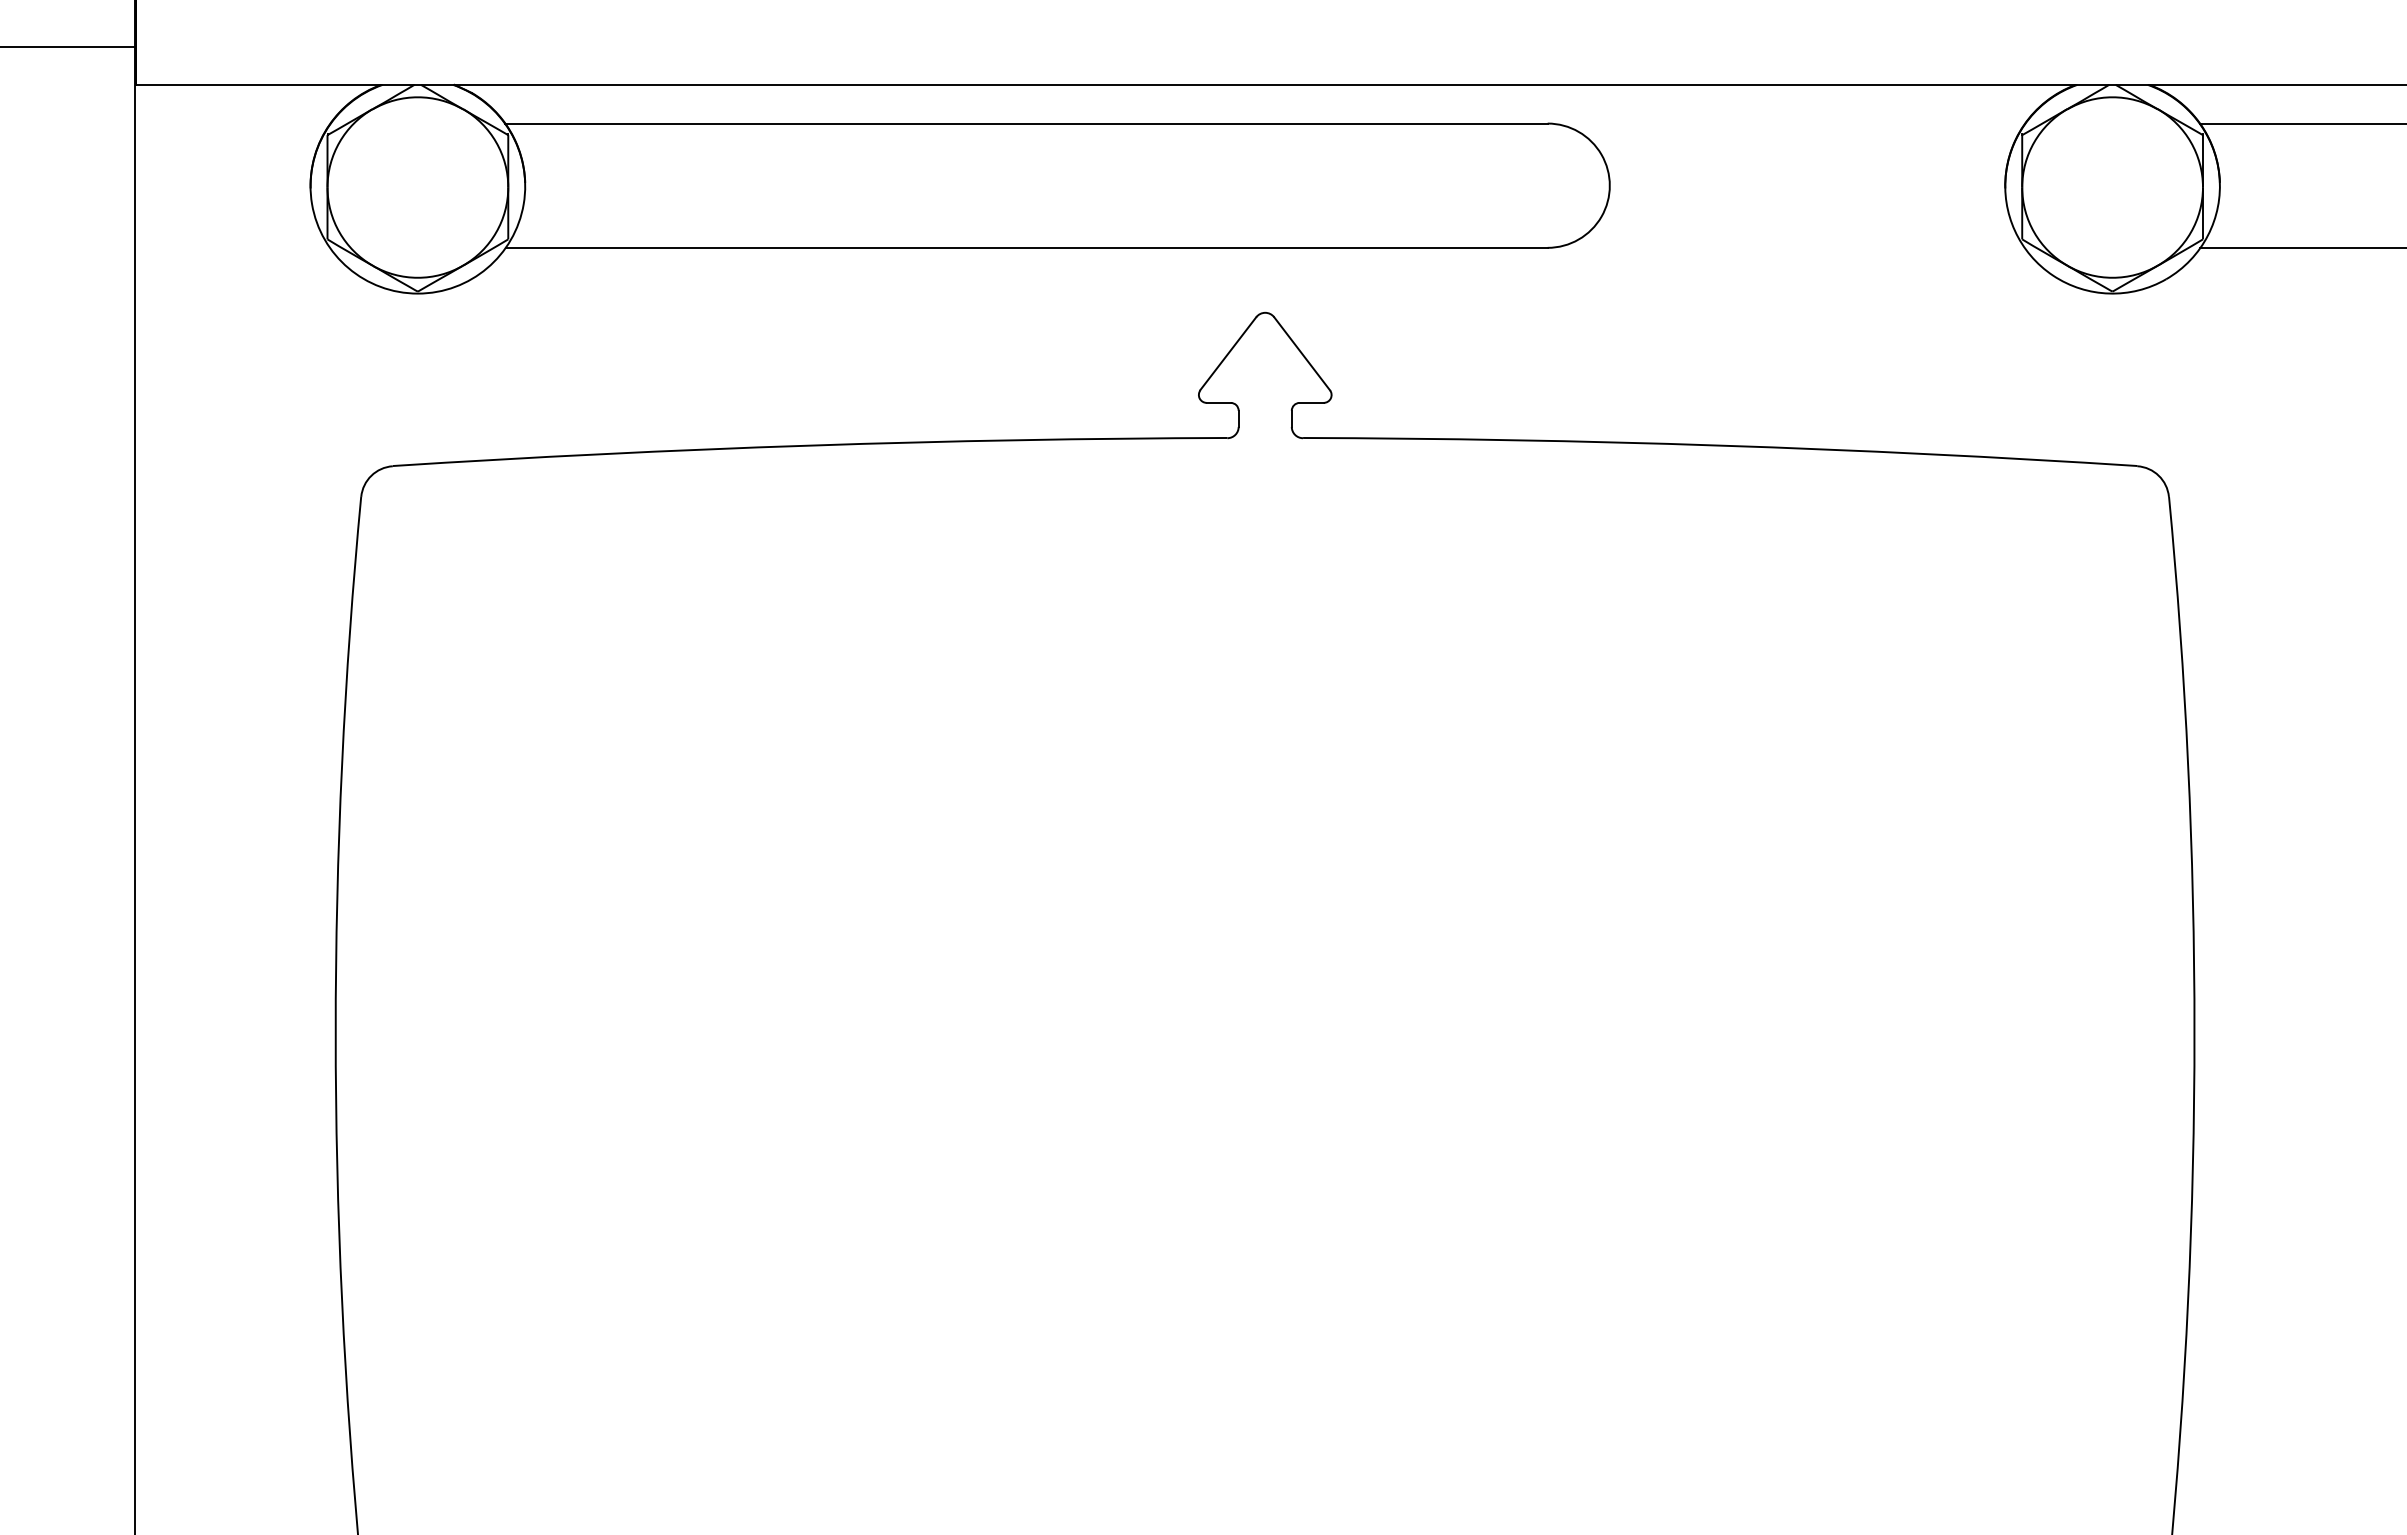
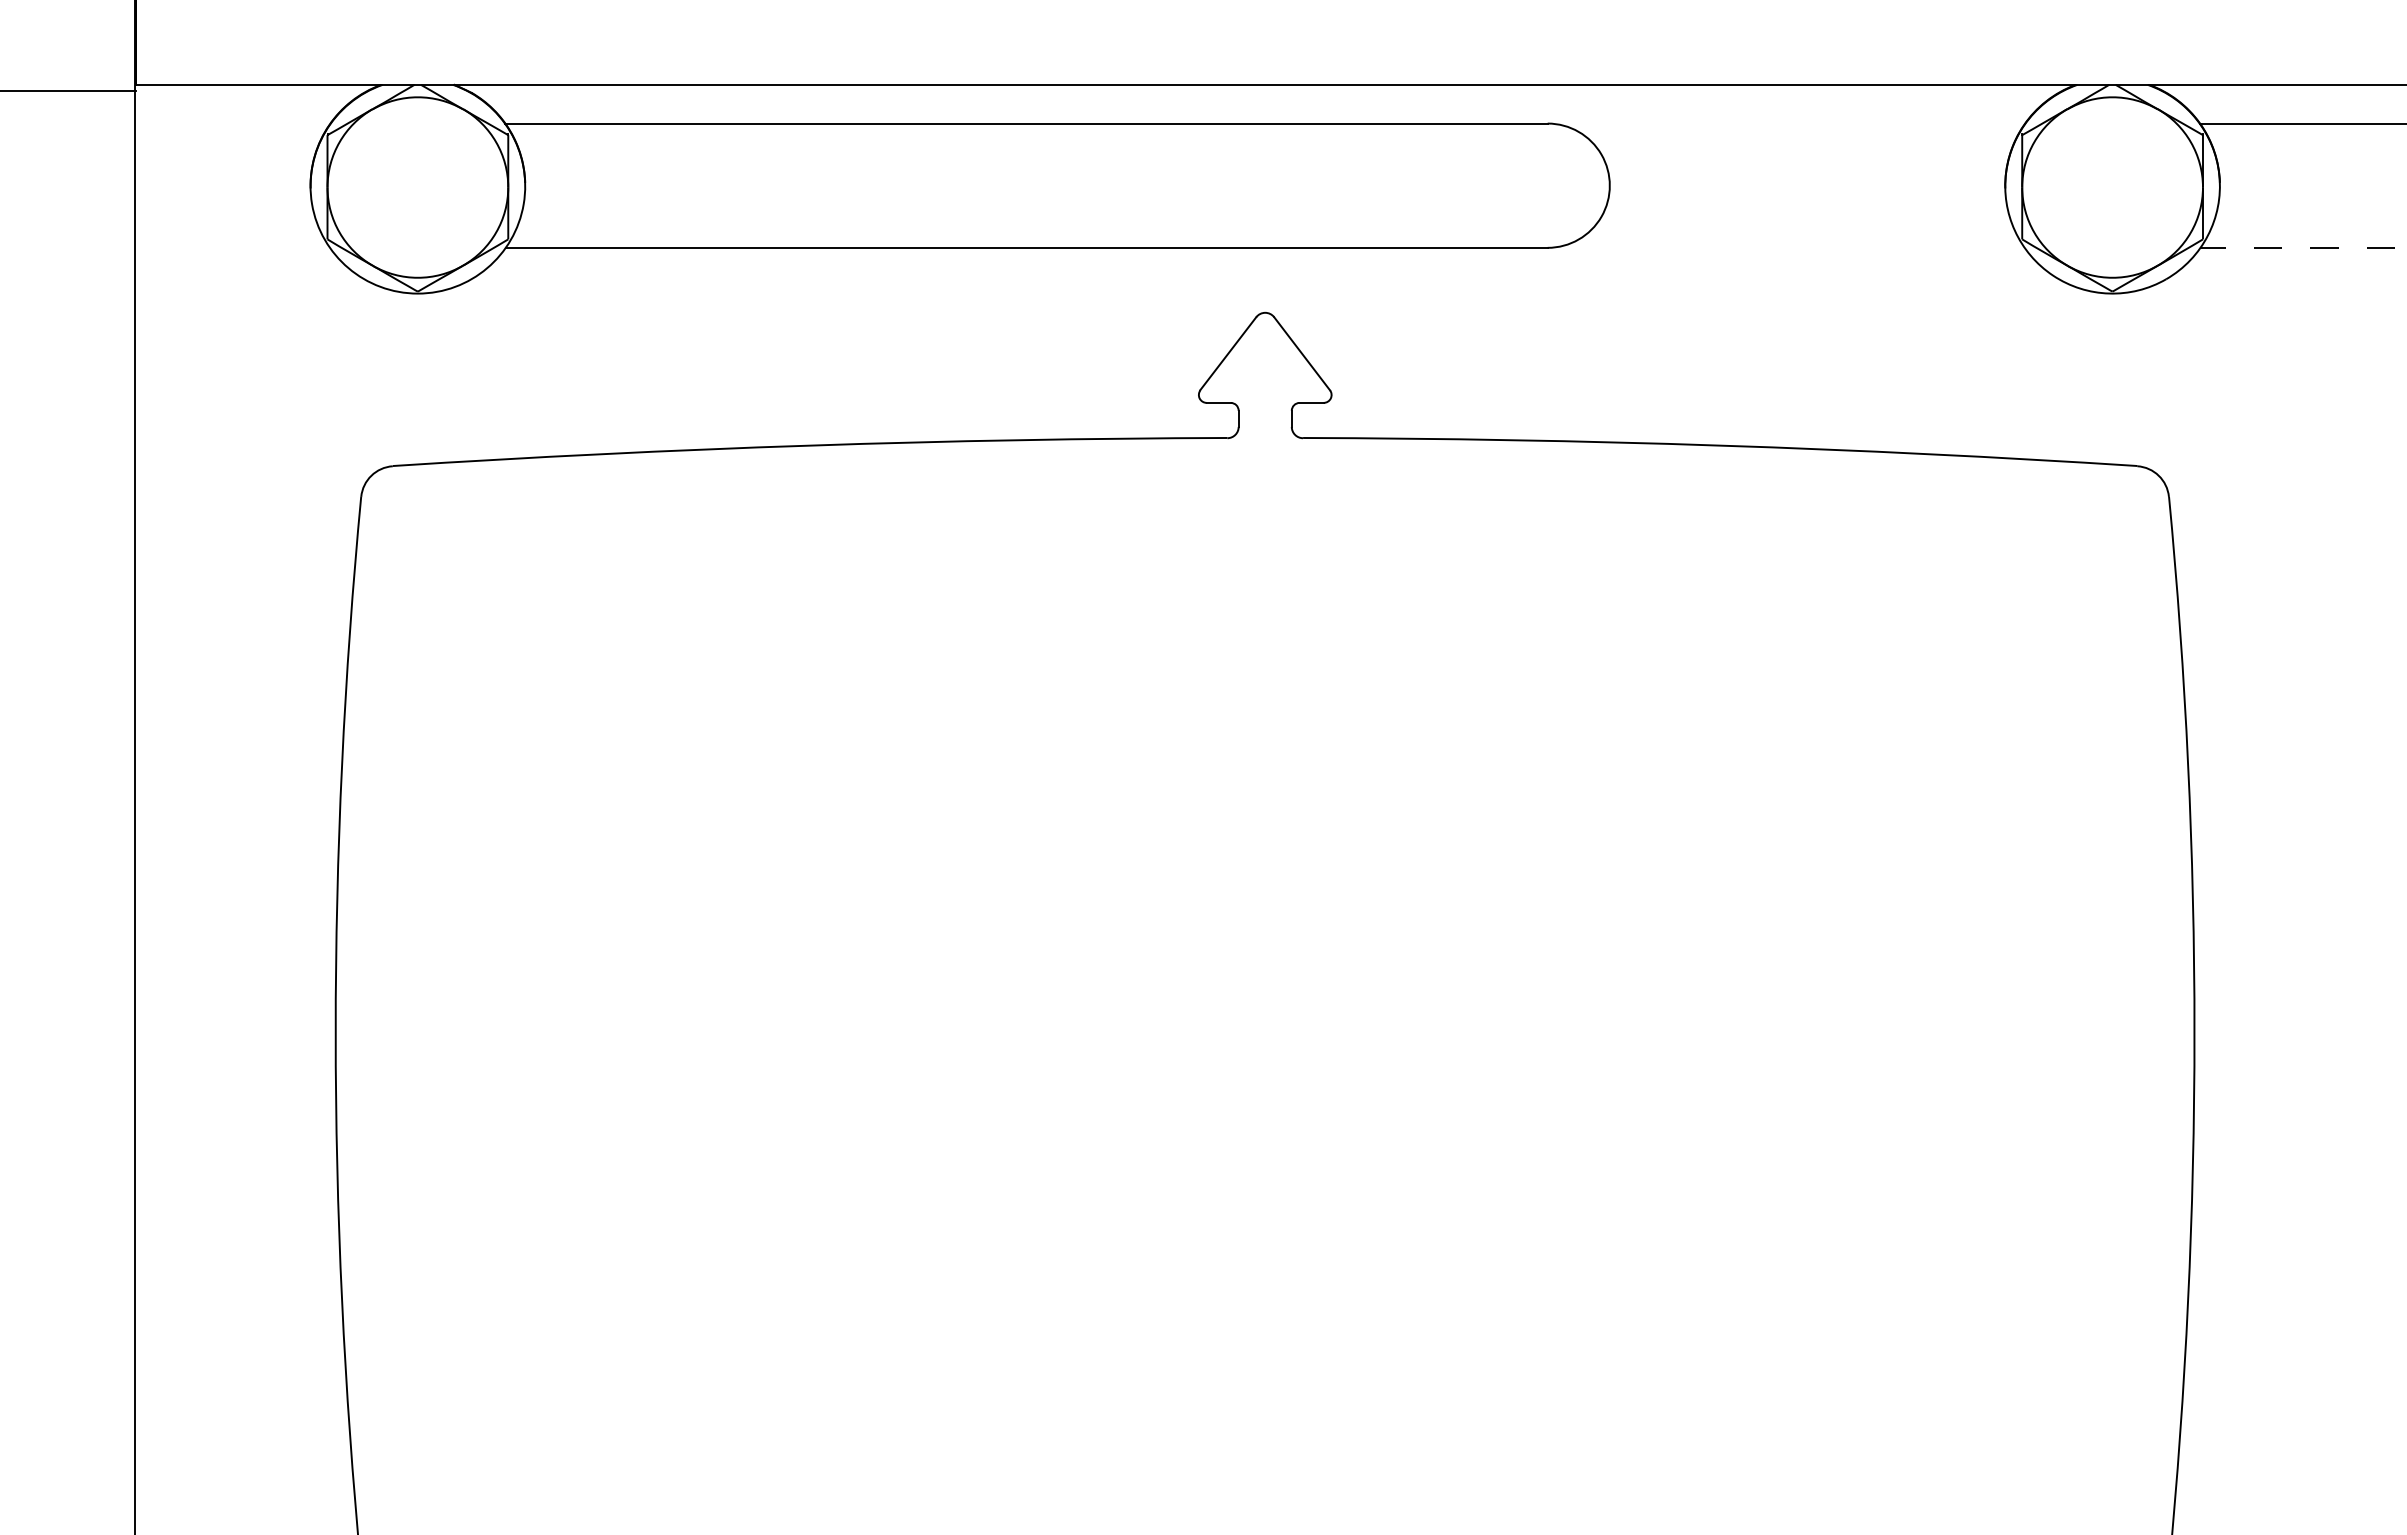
line position: (68, 47) -> (68, 91) (68, 91)
line: solid -> dashed (2303, 247)
